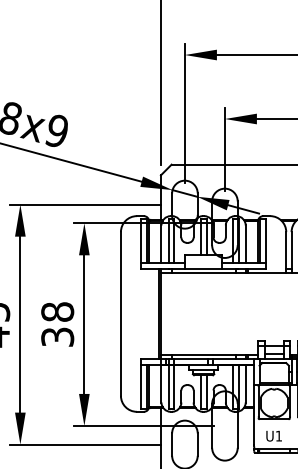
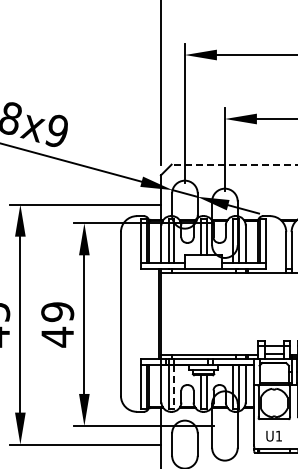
line: solid -> dashed (234, 164)
text: 38 -> 49 (57, 324)
line: solid -> dashed (174, 387)
